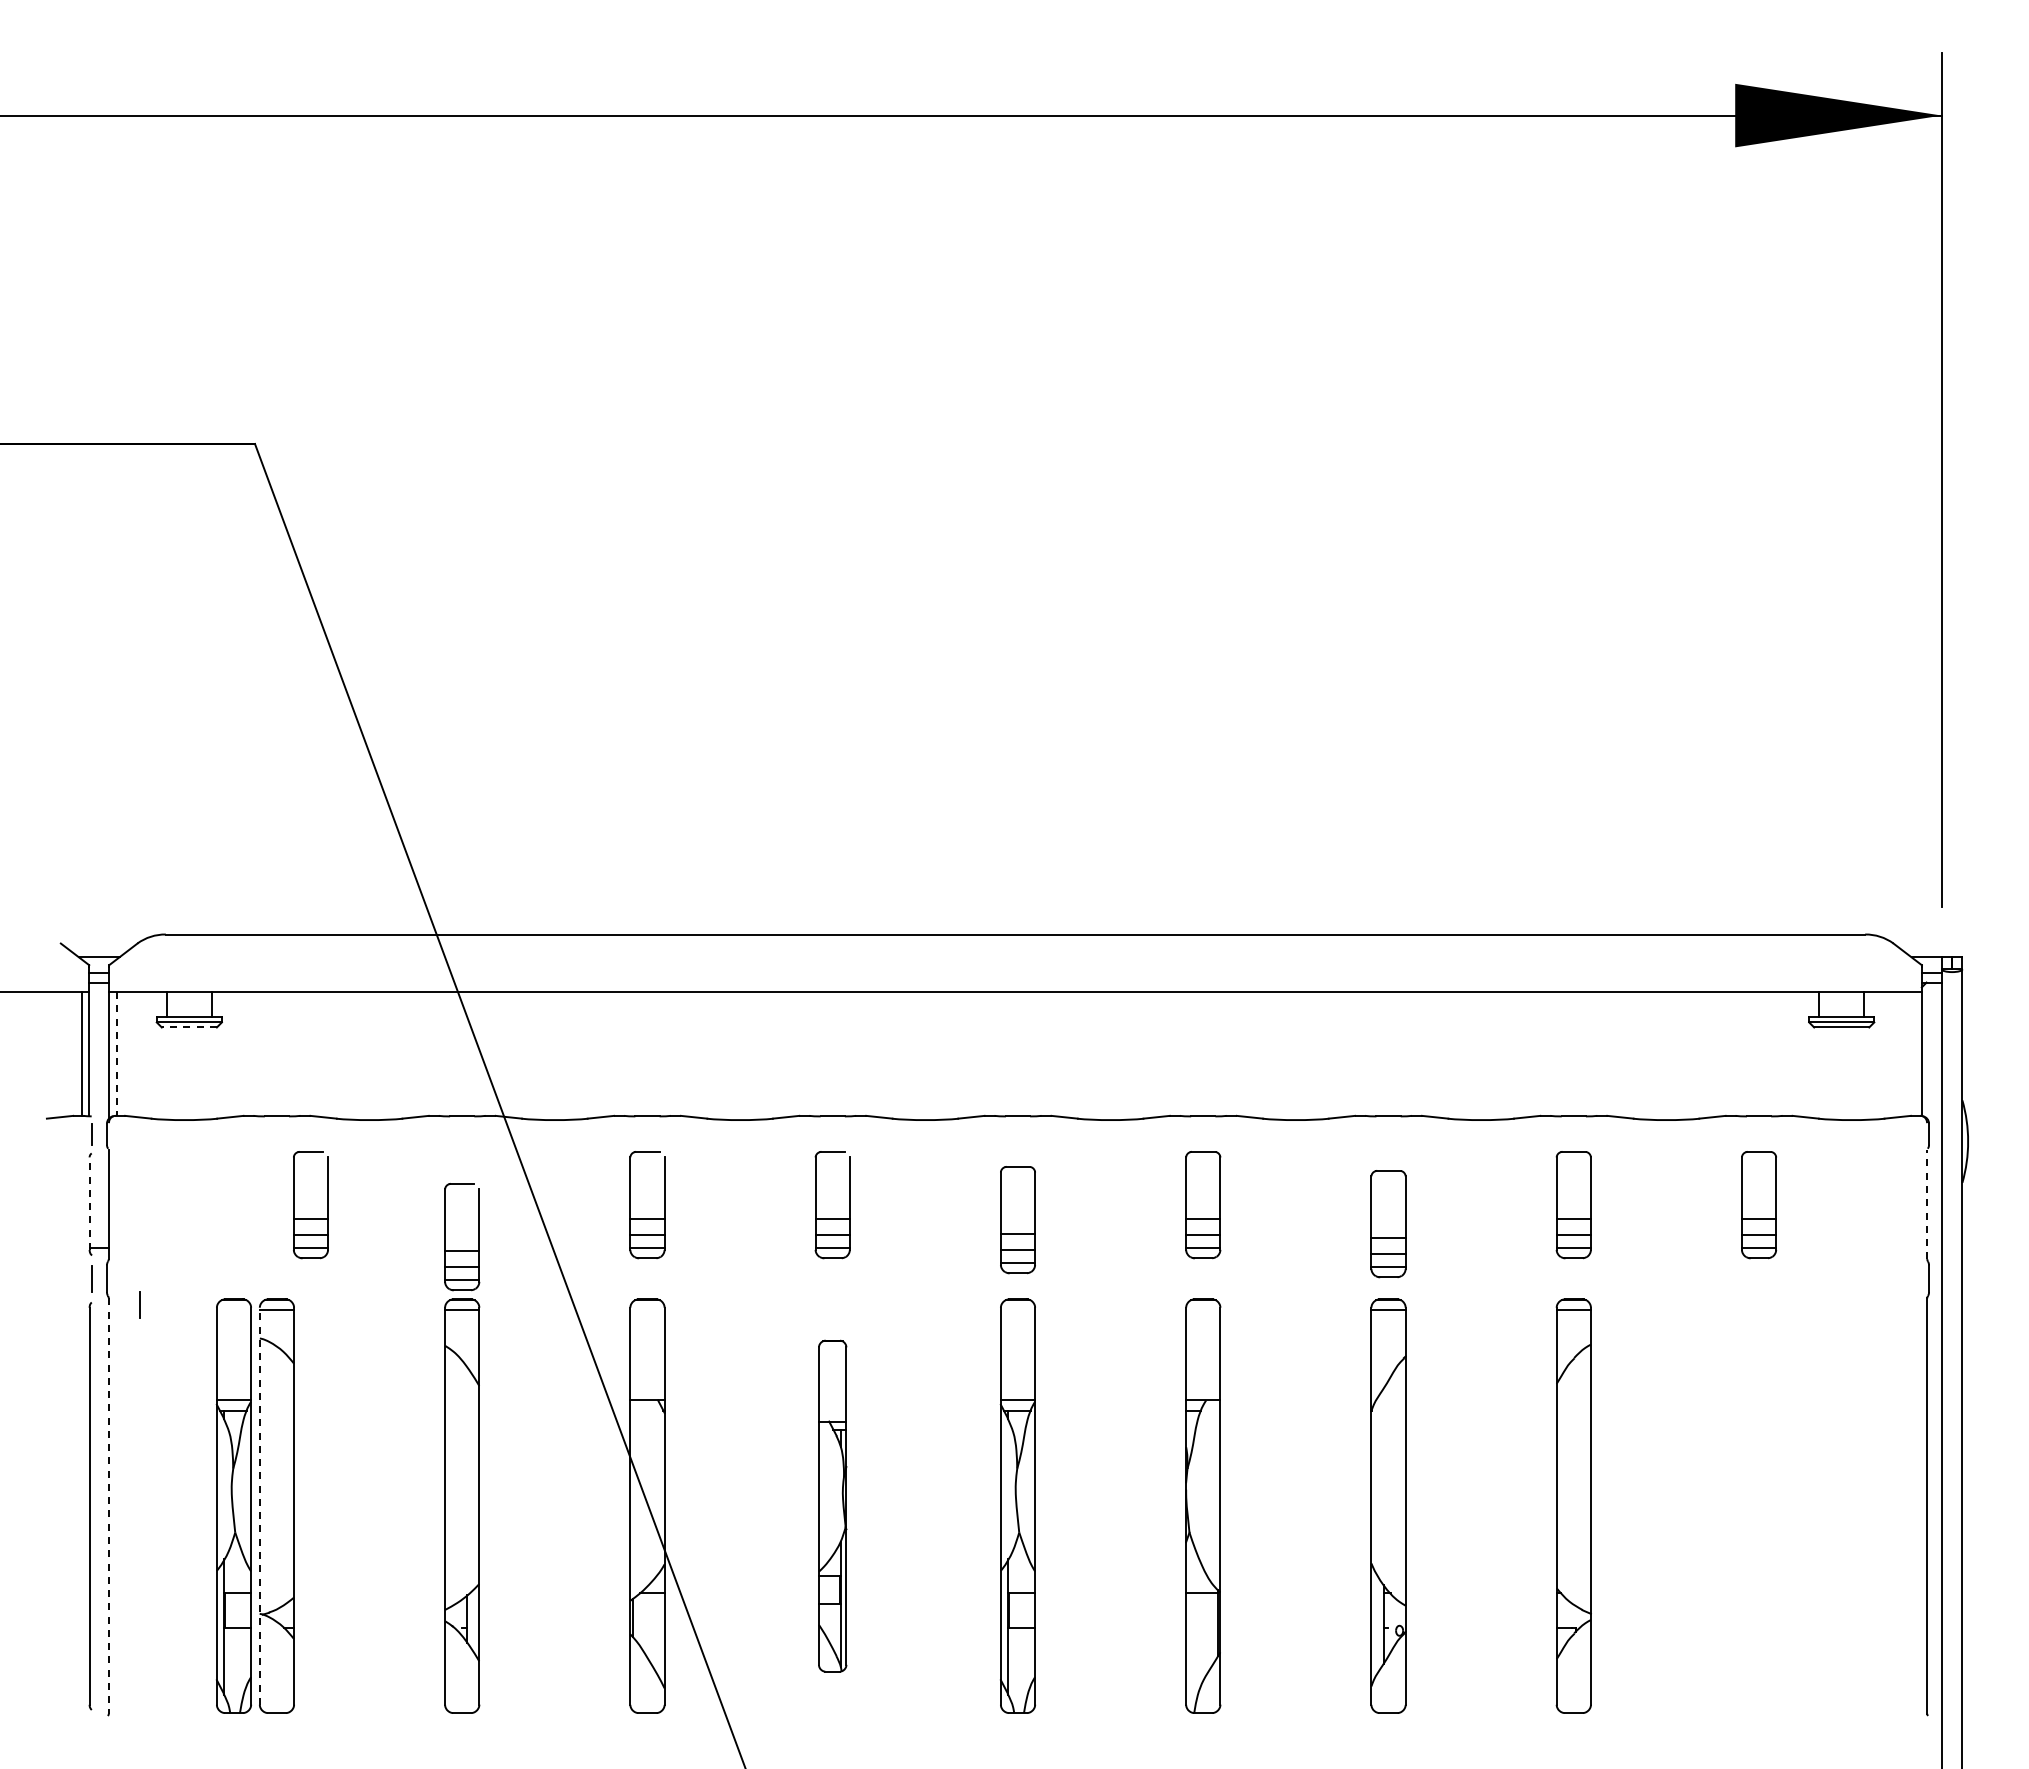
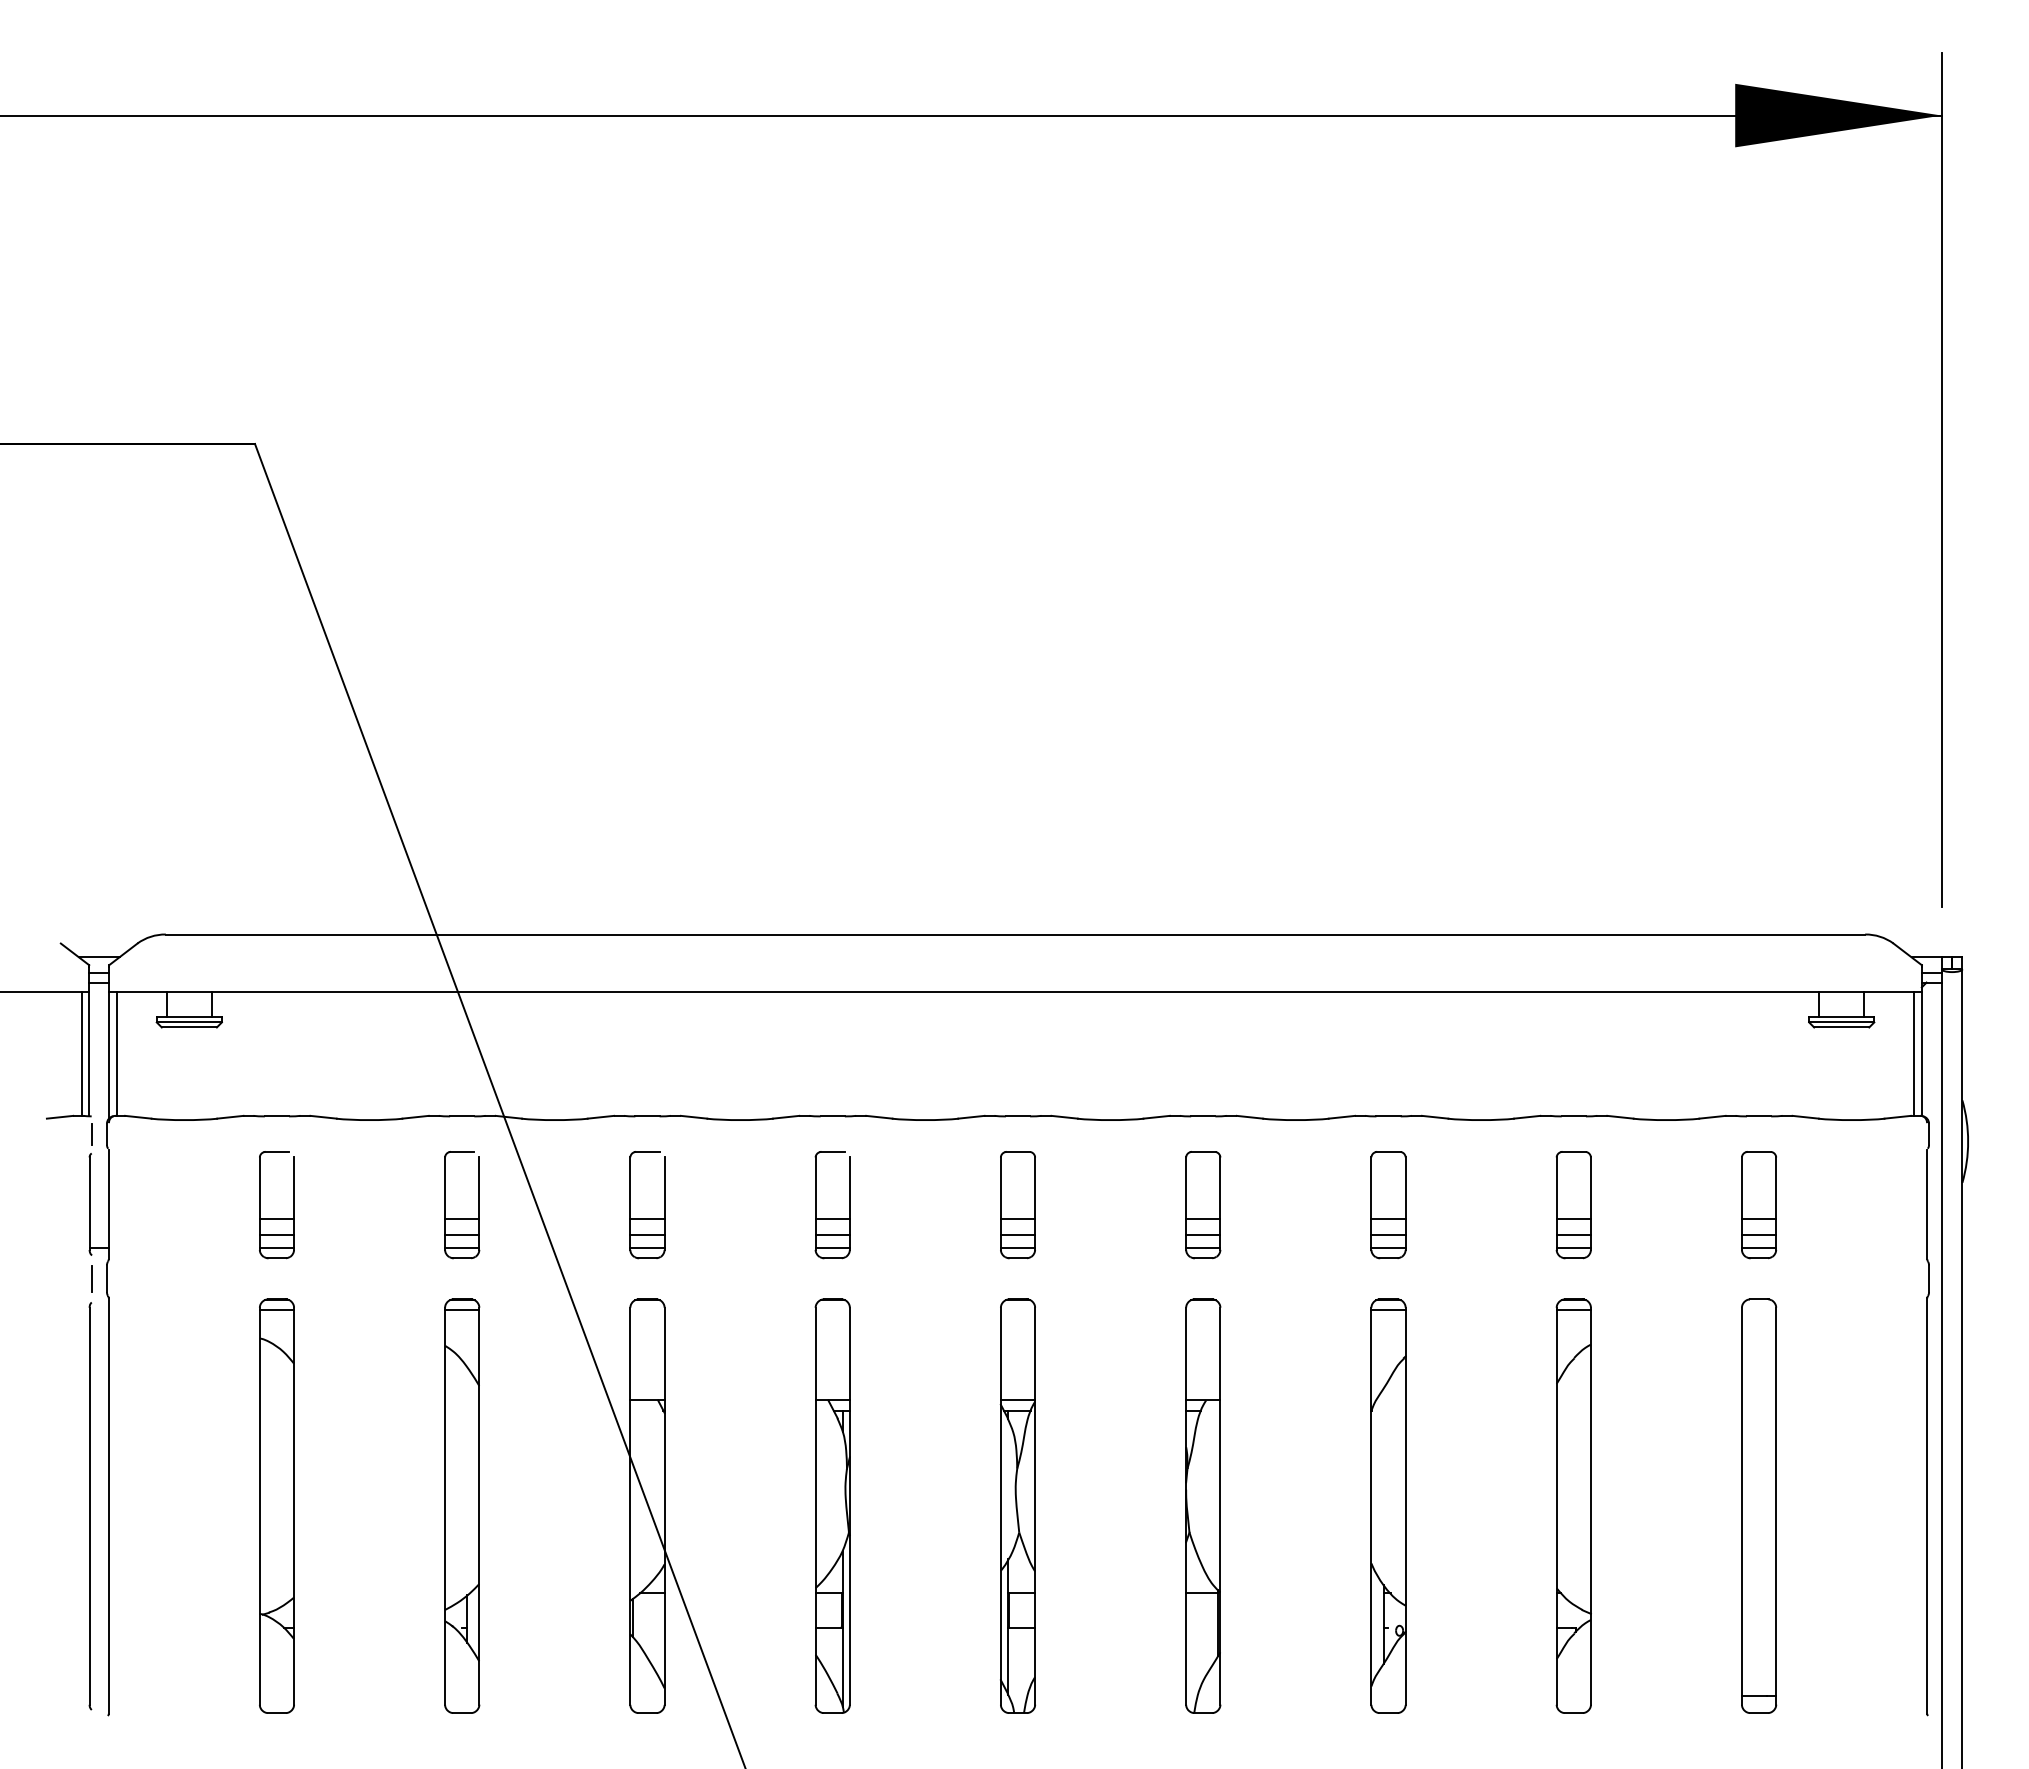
line: dashed -> solid (189, 1027)
line: dashed -> solid (116, 1053)
line: none -> present (1914, 1053)
line: dashed -> solid (89, 1203)
line: dashed -> solid (1927, 1204)
part position: (310, 1218) -> (276, 1218) (276, 1218)
part position: (1017, 1220) -> (1017, 1205) (1017, 1205)
part position: (1388, 1224) -> (1388, 1205) (1388, 1205)
part position: (462, 1250) -> (462, 1218) (462, 1218)
line: present -> none (139, 1304)
part: present -> none (233, 1505)
part size: 30x334 px -> 37x416 px (832, 1505)
part: none -> present (1759, 1505)
line: dashed -> solid (108, 1506)
line: dashed -> solid (259, 1506)
